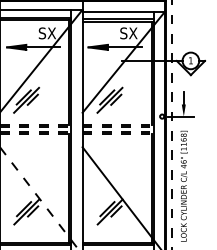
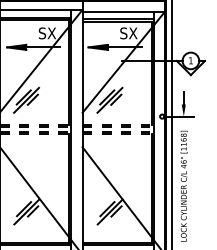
line: dashed -> solid (171, 124)
line: dashed -> solid (39, 198)
